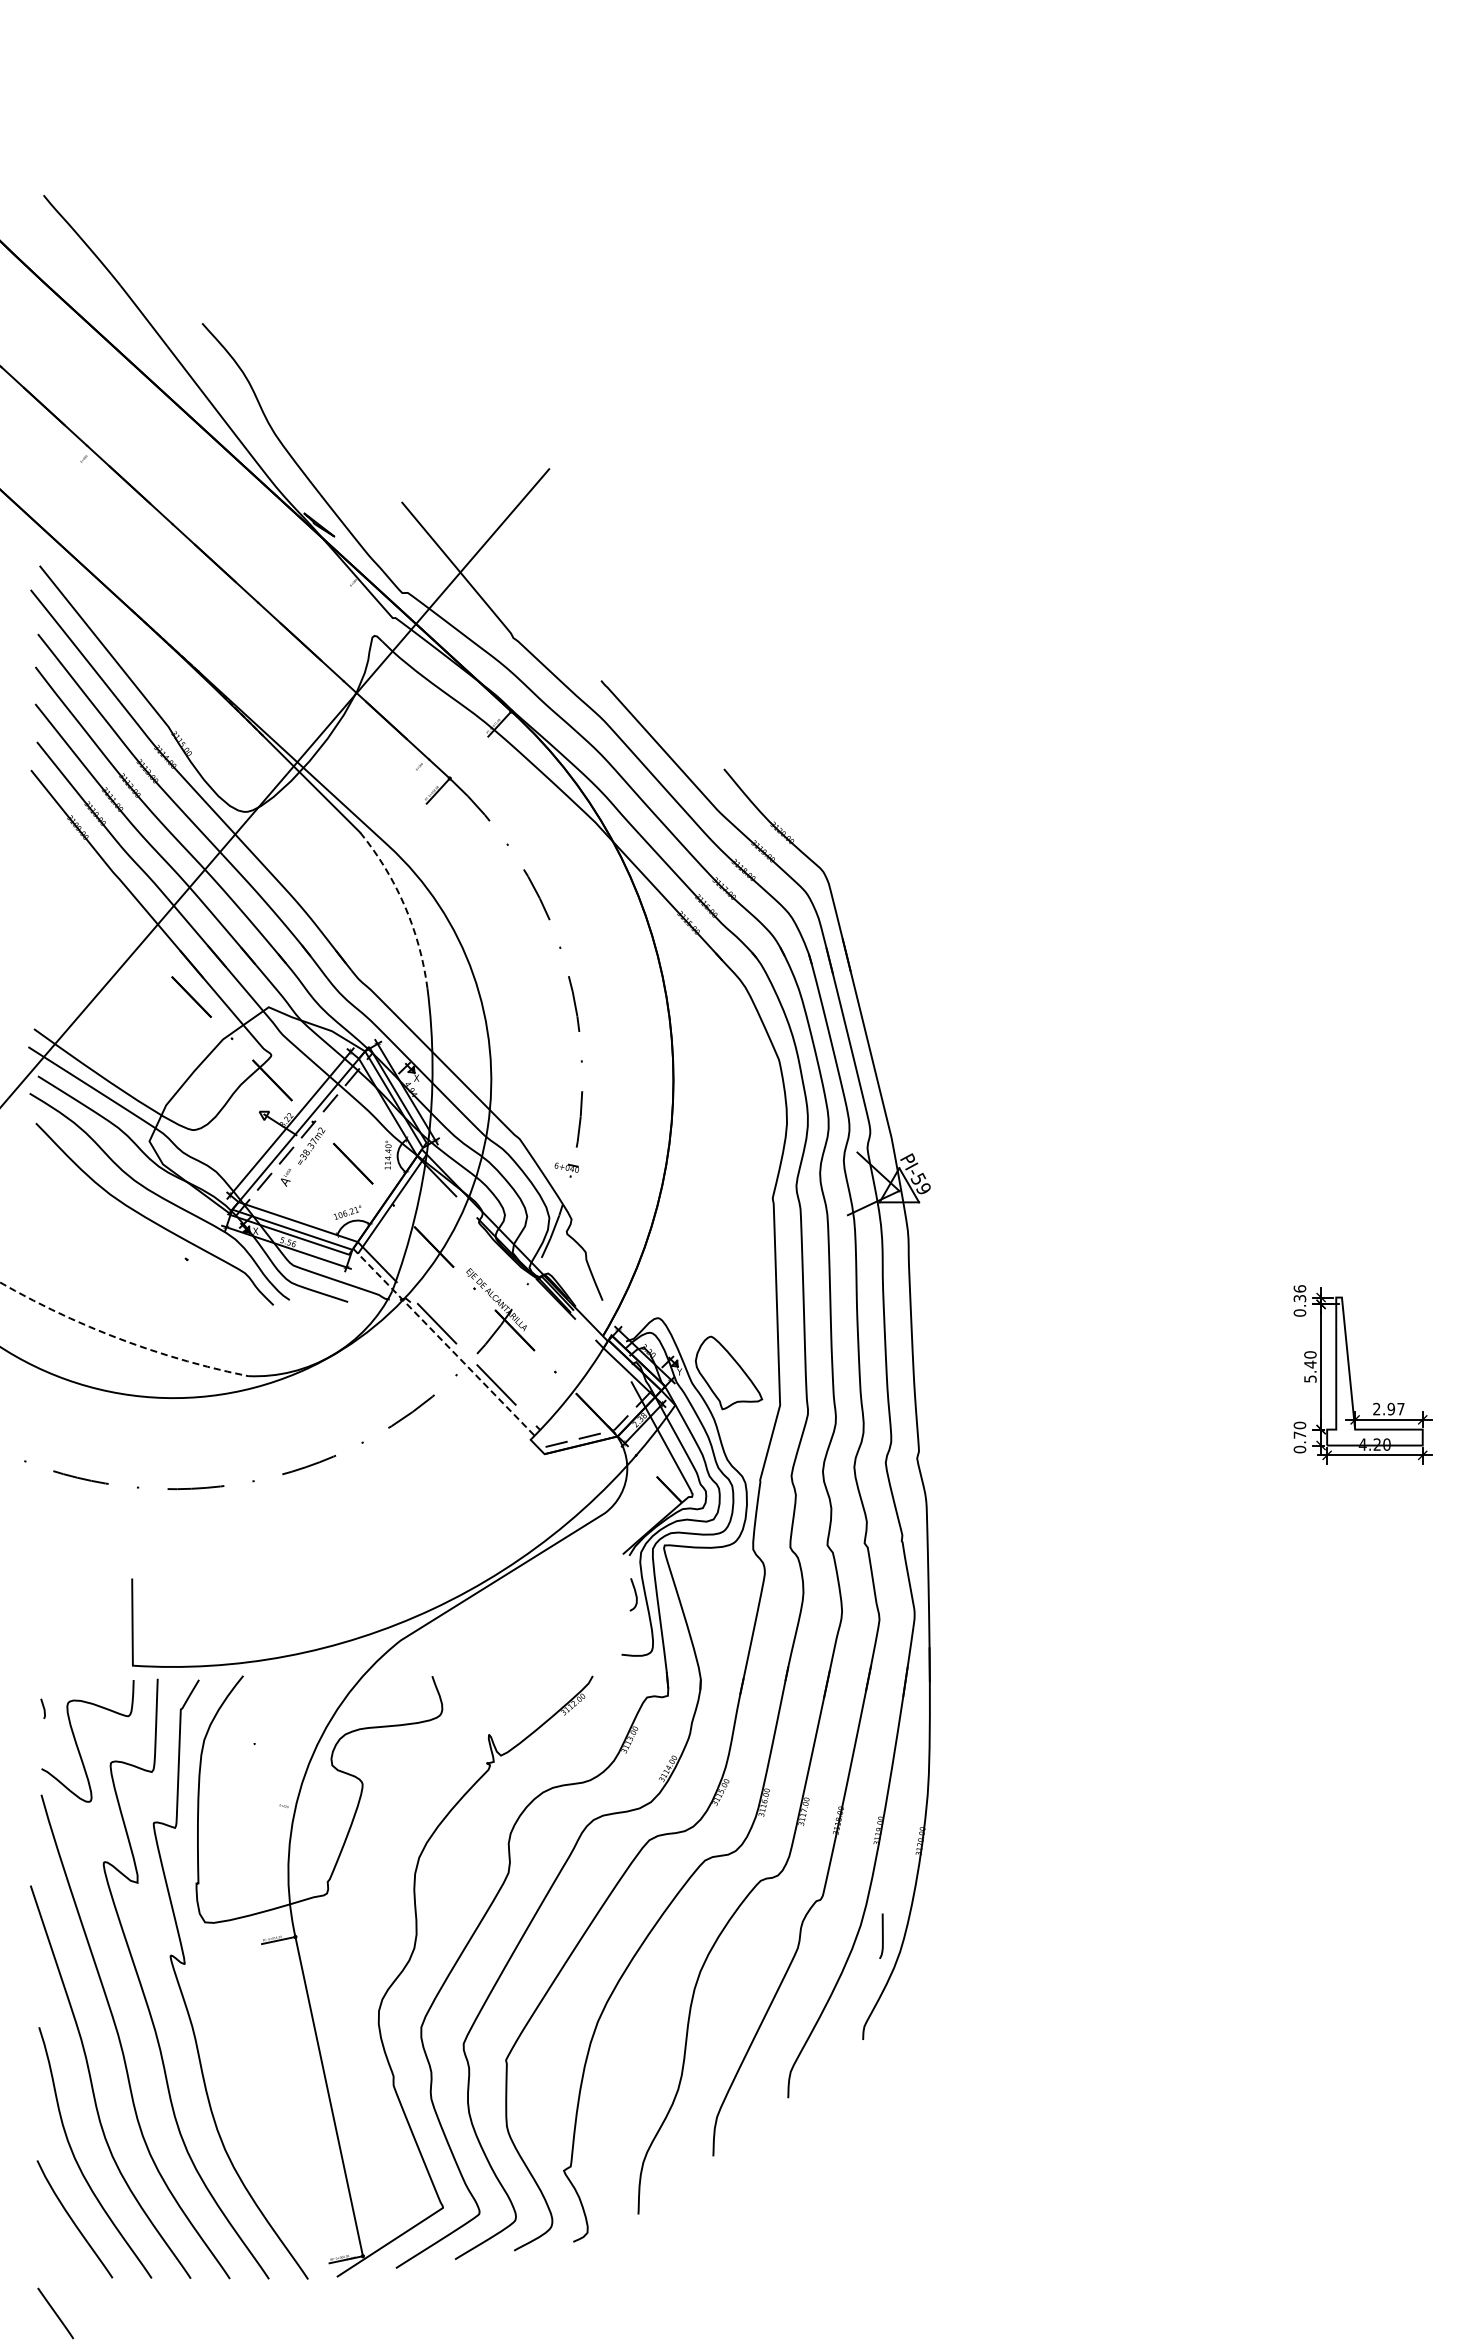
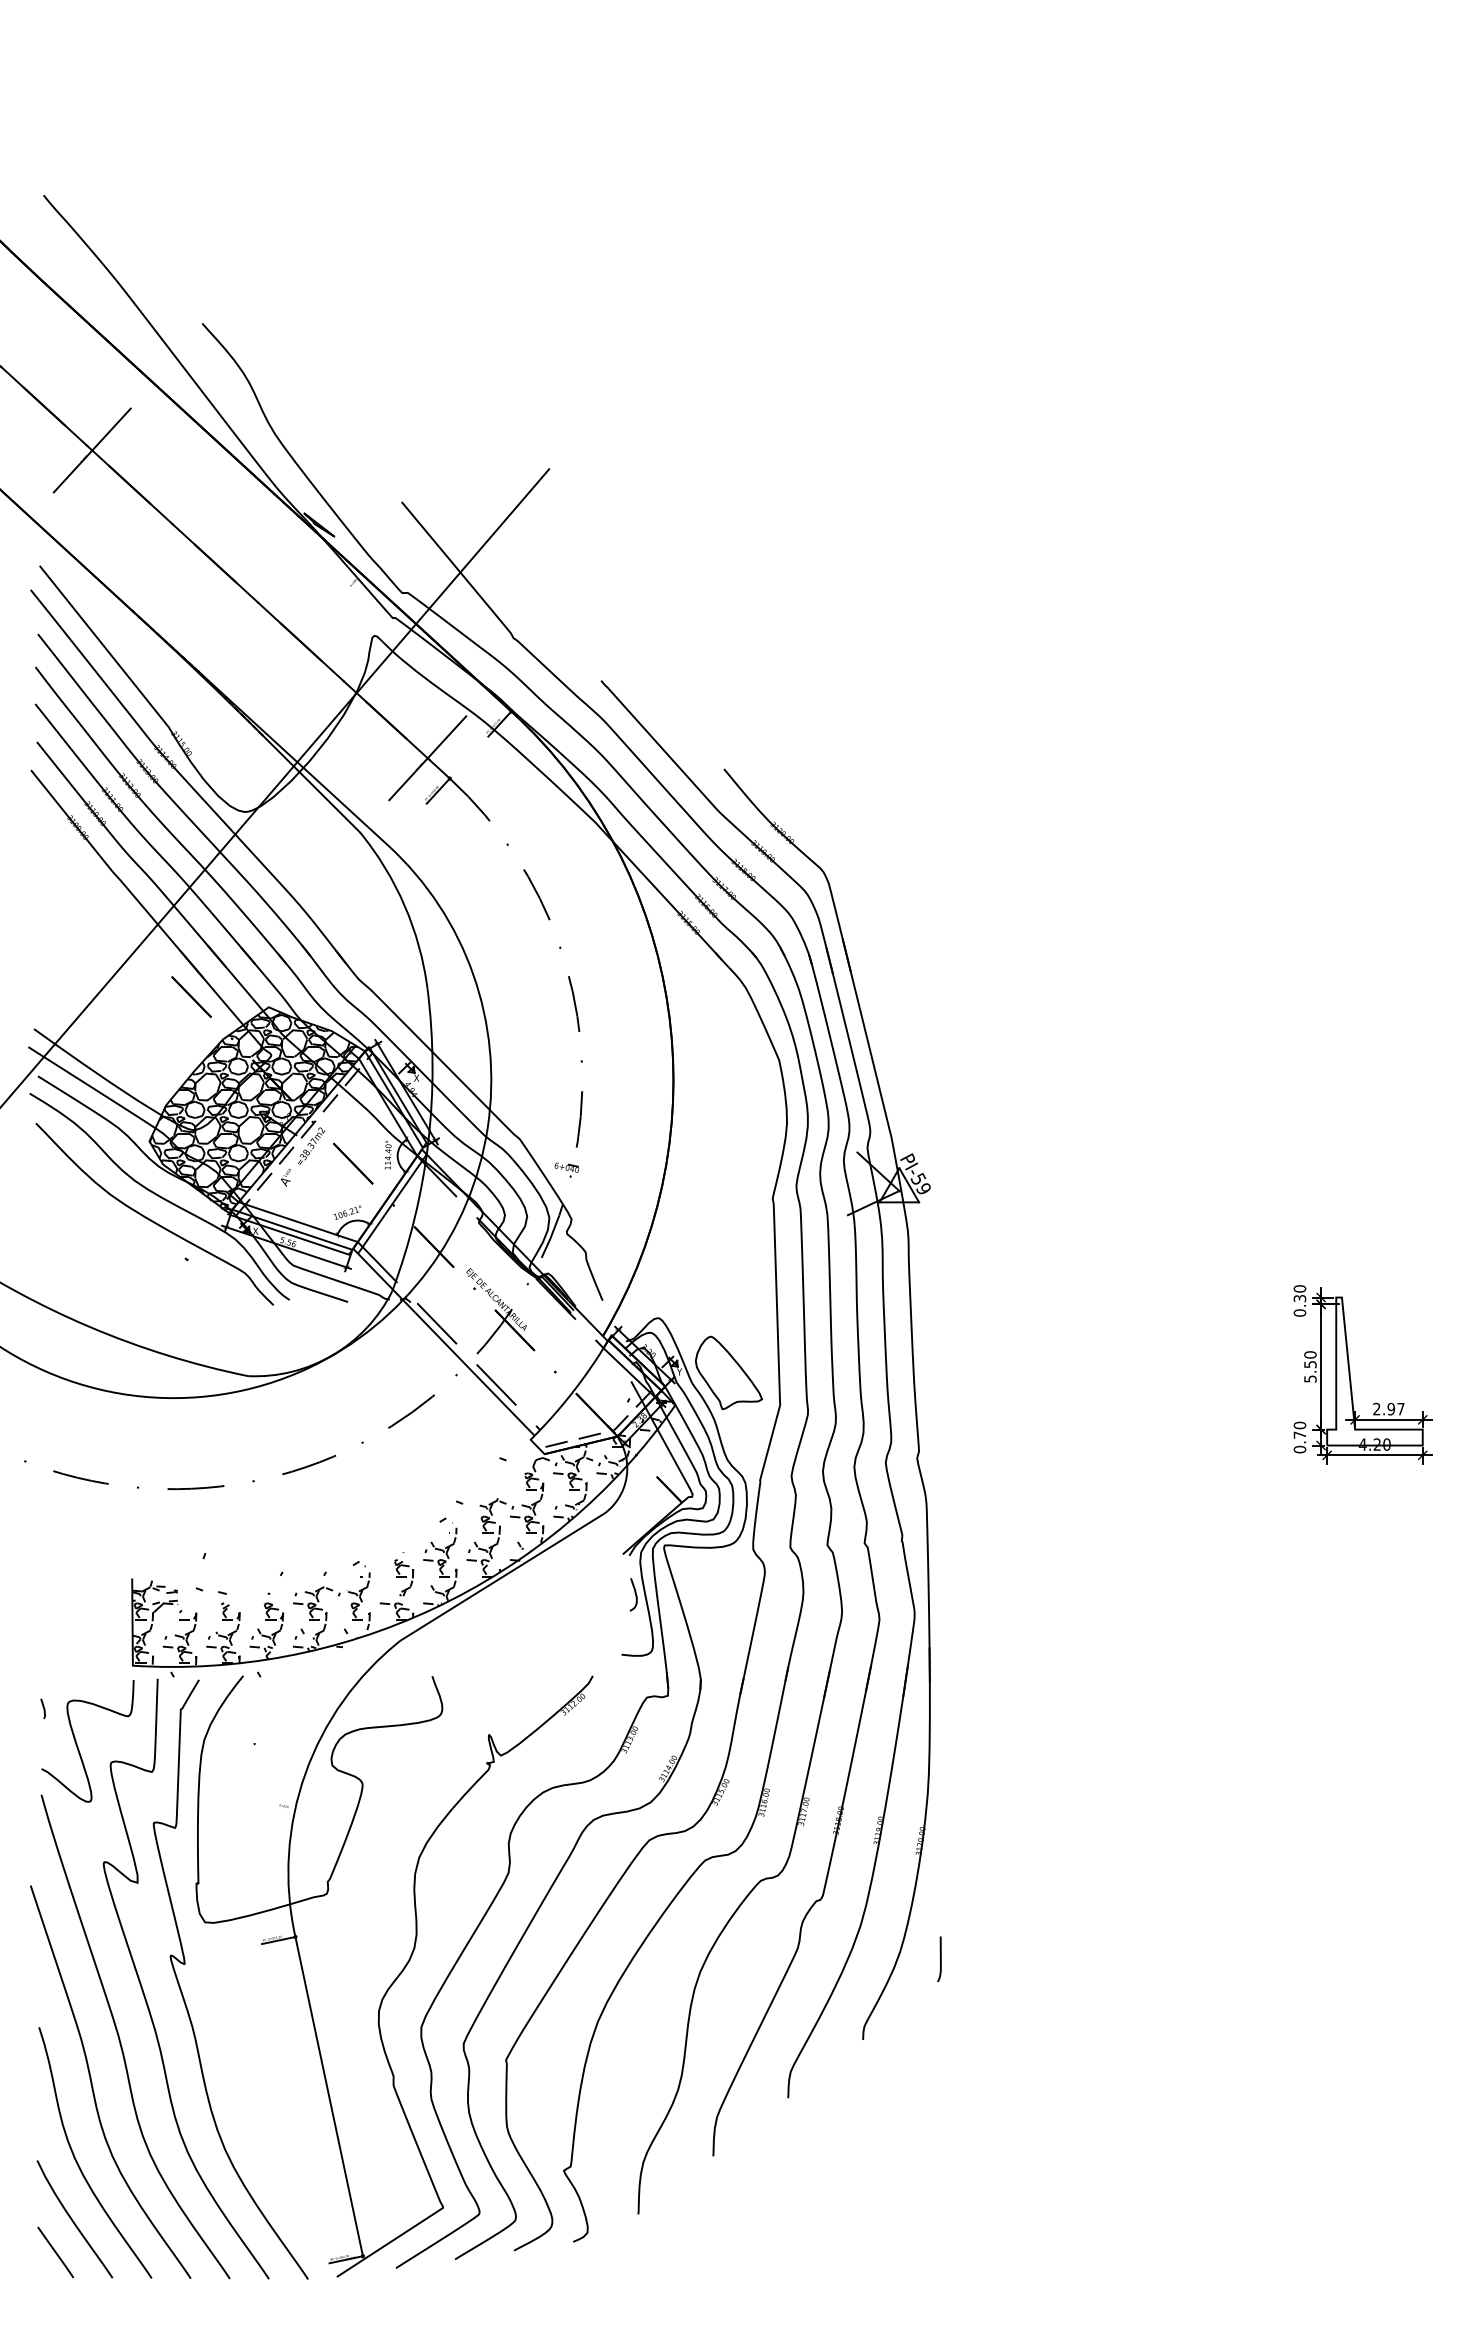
line: none -> present (91, 450)
line: none -> present (427, 758)
arc: dashed -> solid (404, 905)
hatch: none -> present (253, 1111)
text: 0.36 -> 0.30 (1299, 1288)
arc: dashed -> solid (120, 1339)
line: dashed -> solid (444, 1342)
text: 5.40 -> 5.50 (1310, 1364)
hatch: none -> present (402, 1534)
curve position: (882, 1935) -> (940, 1958) (940, 1958)
line position: (55, 2313) -> (55, 2252) (55, 2252)
